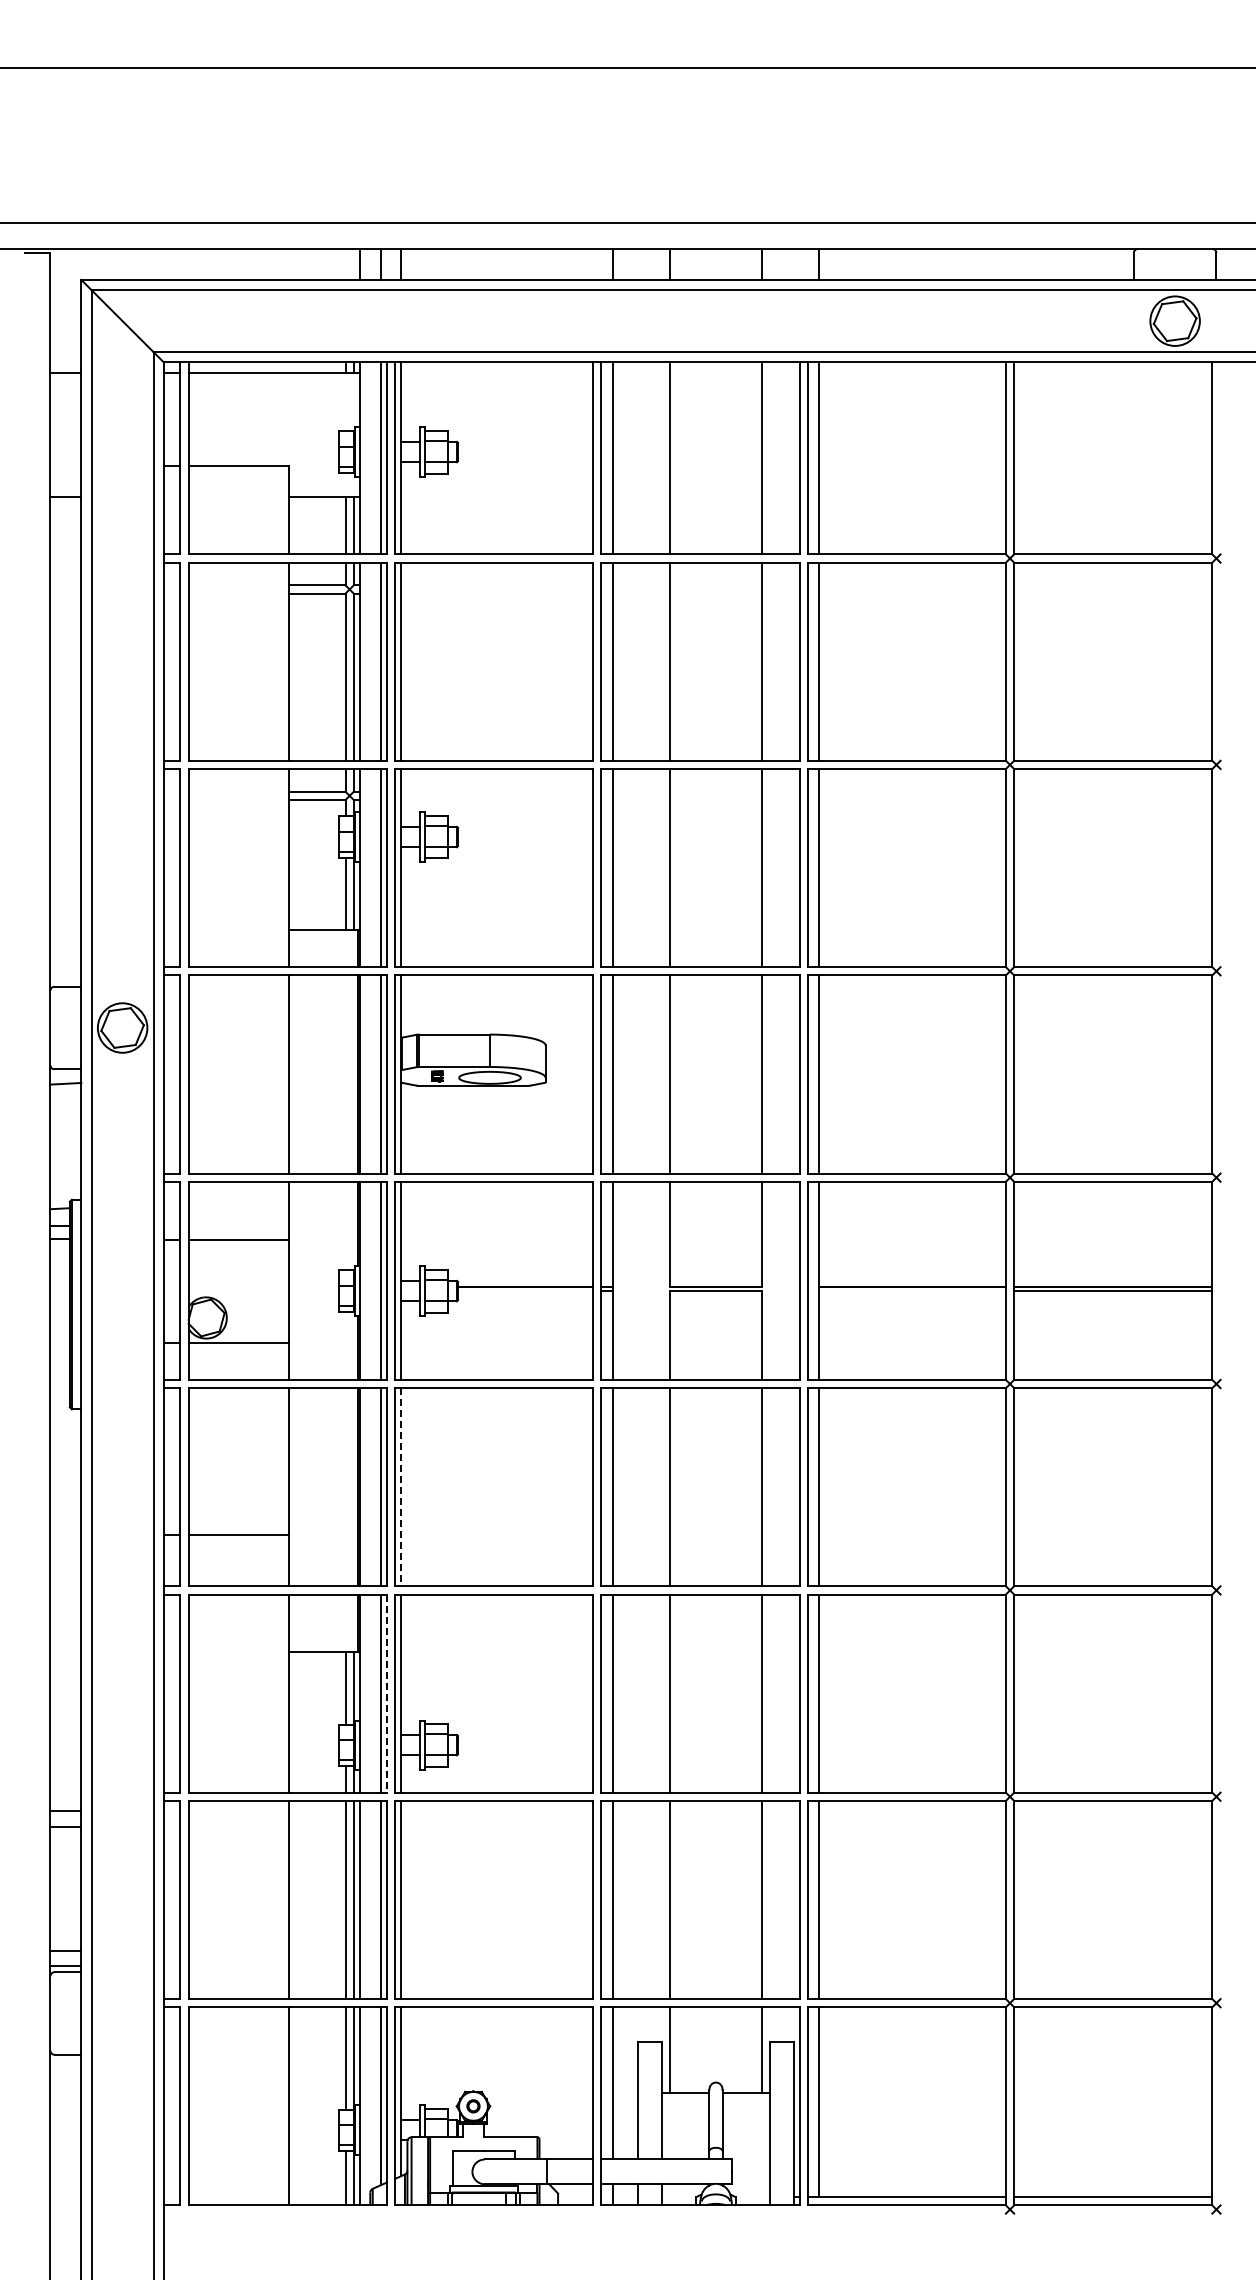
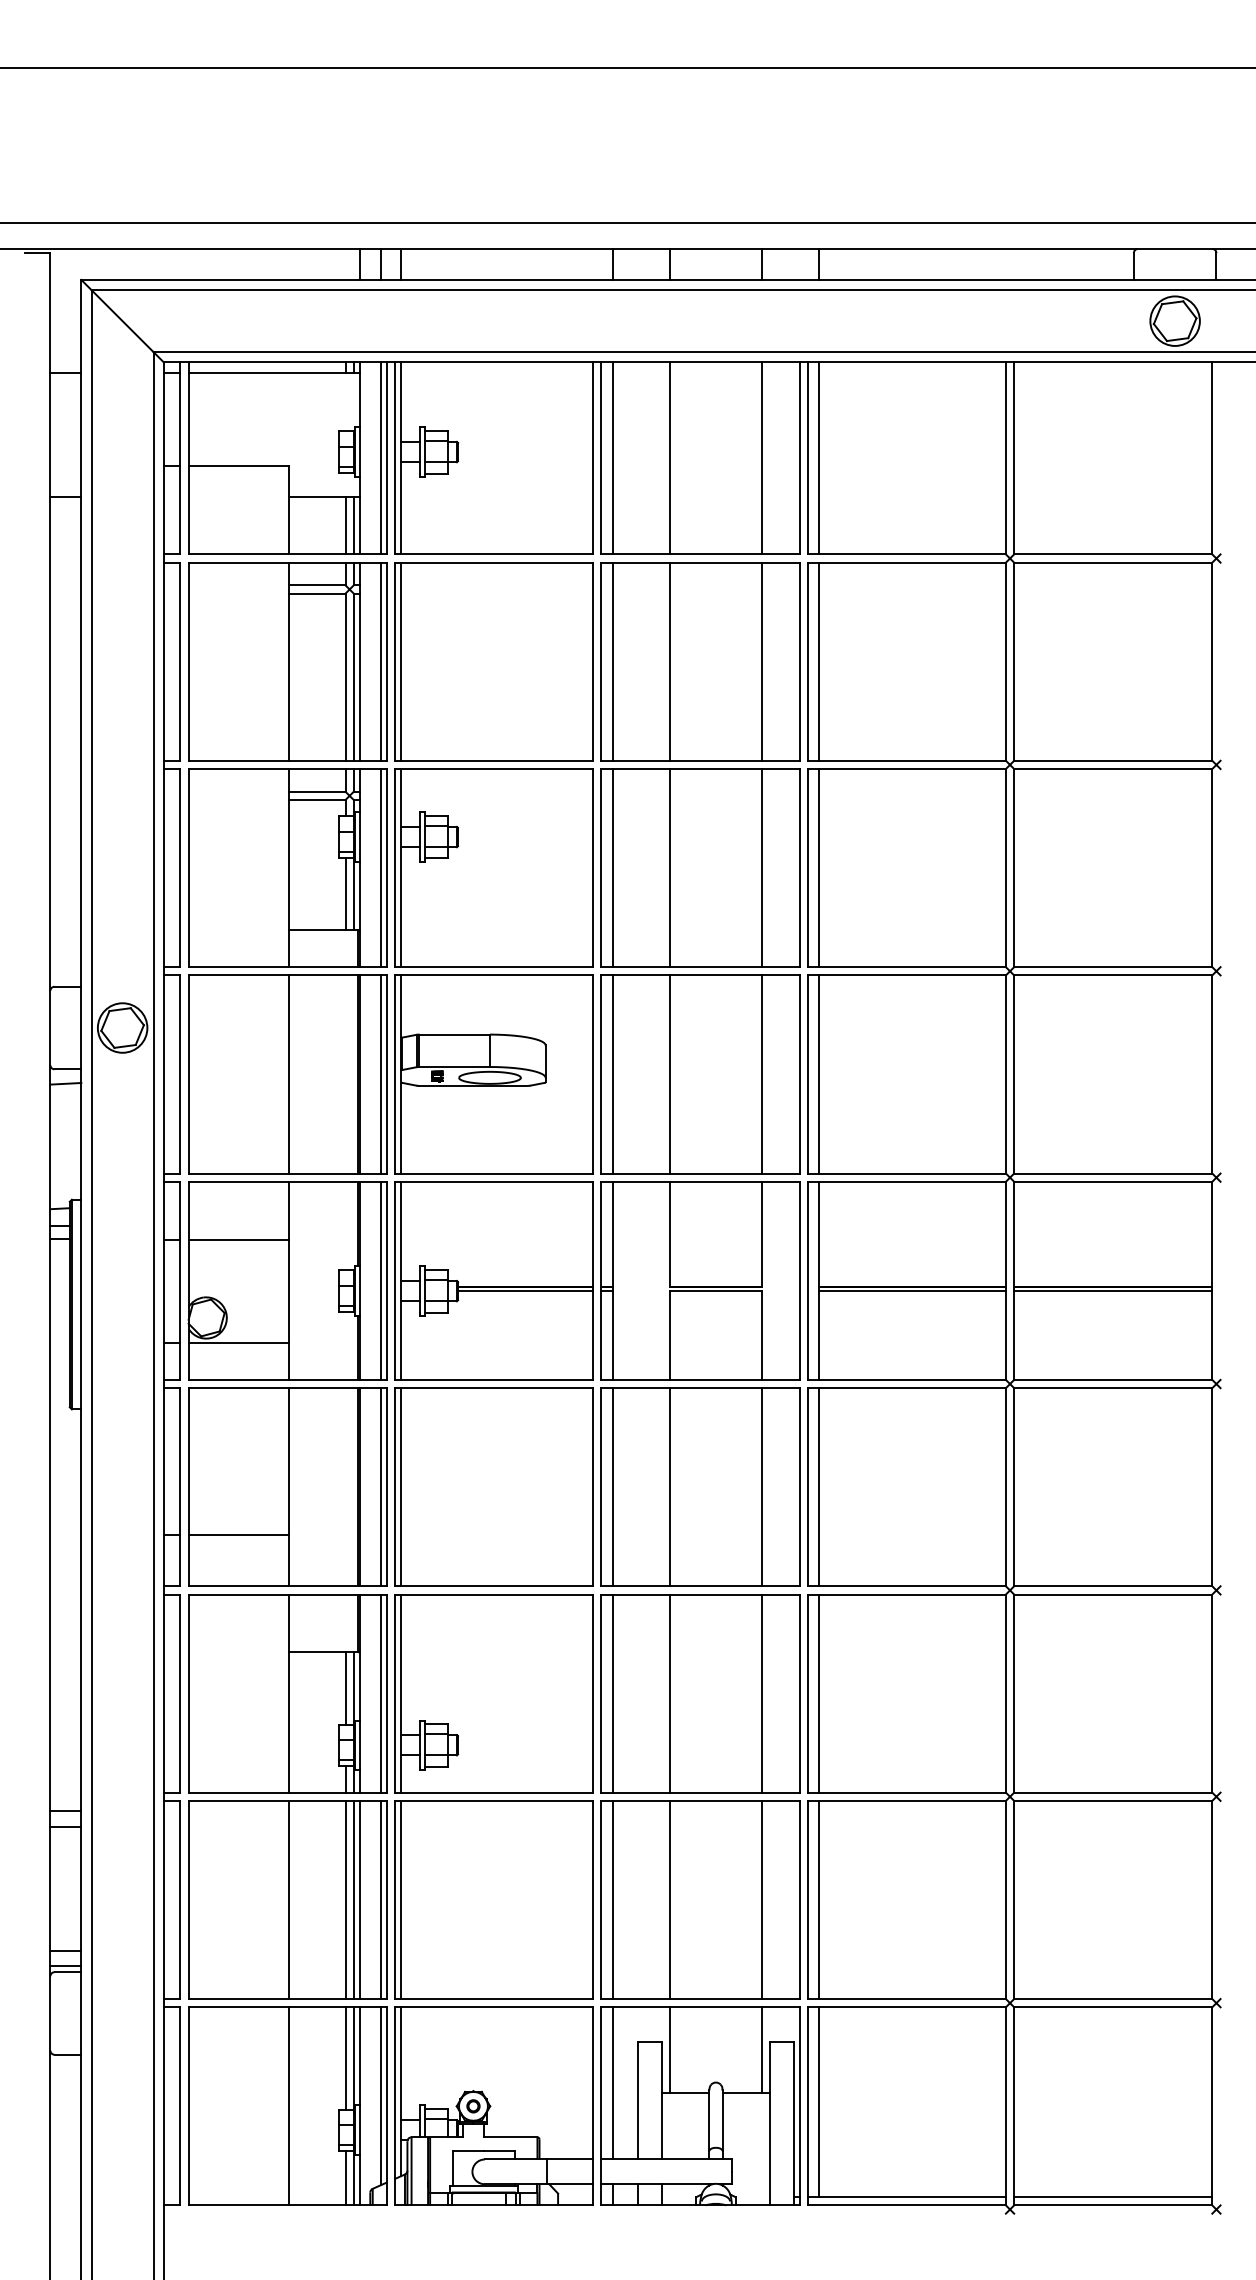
line: none -> present (525, 1291)
line: none -> present (912, 1291)
line: dashed -> solid (401, 1487)
line: dashed -> solid (386, 1694)
